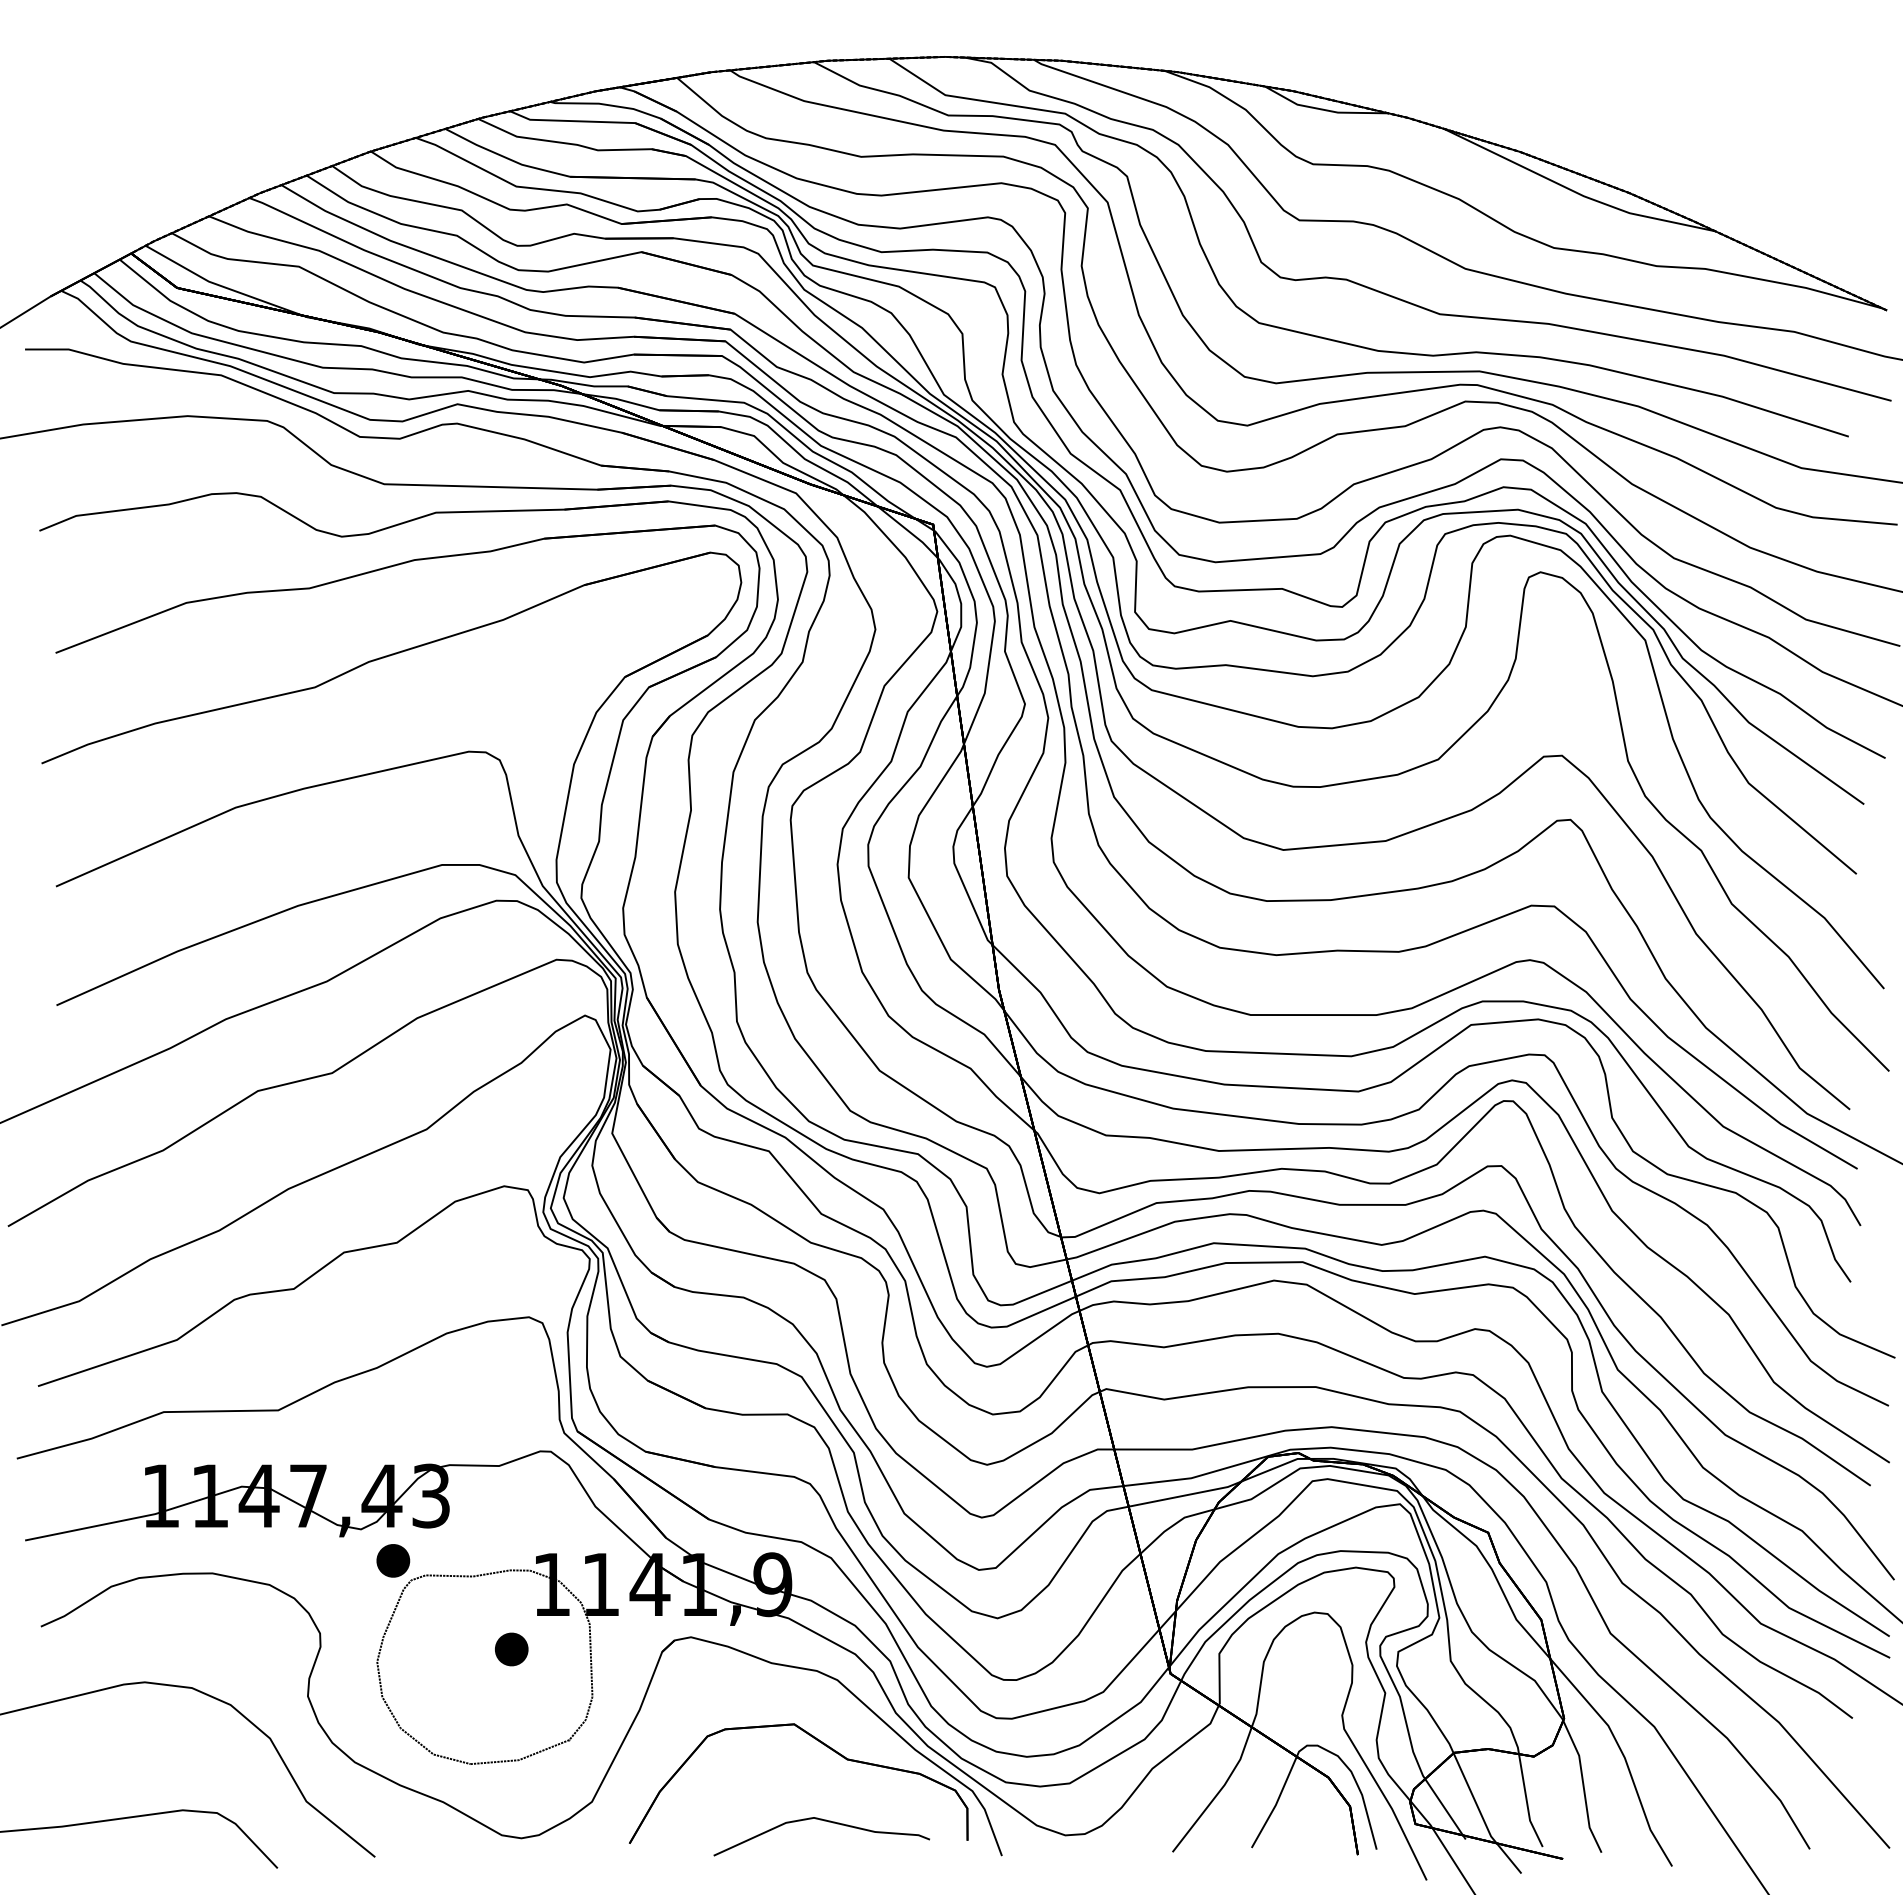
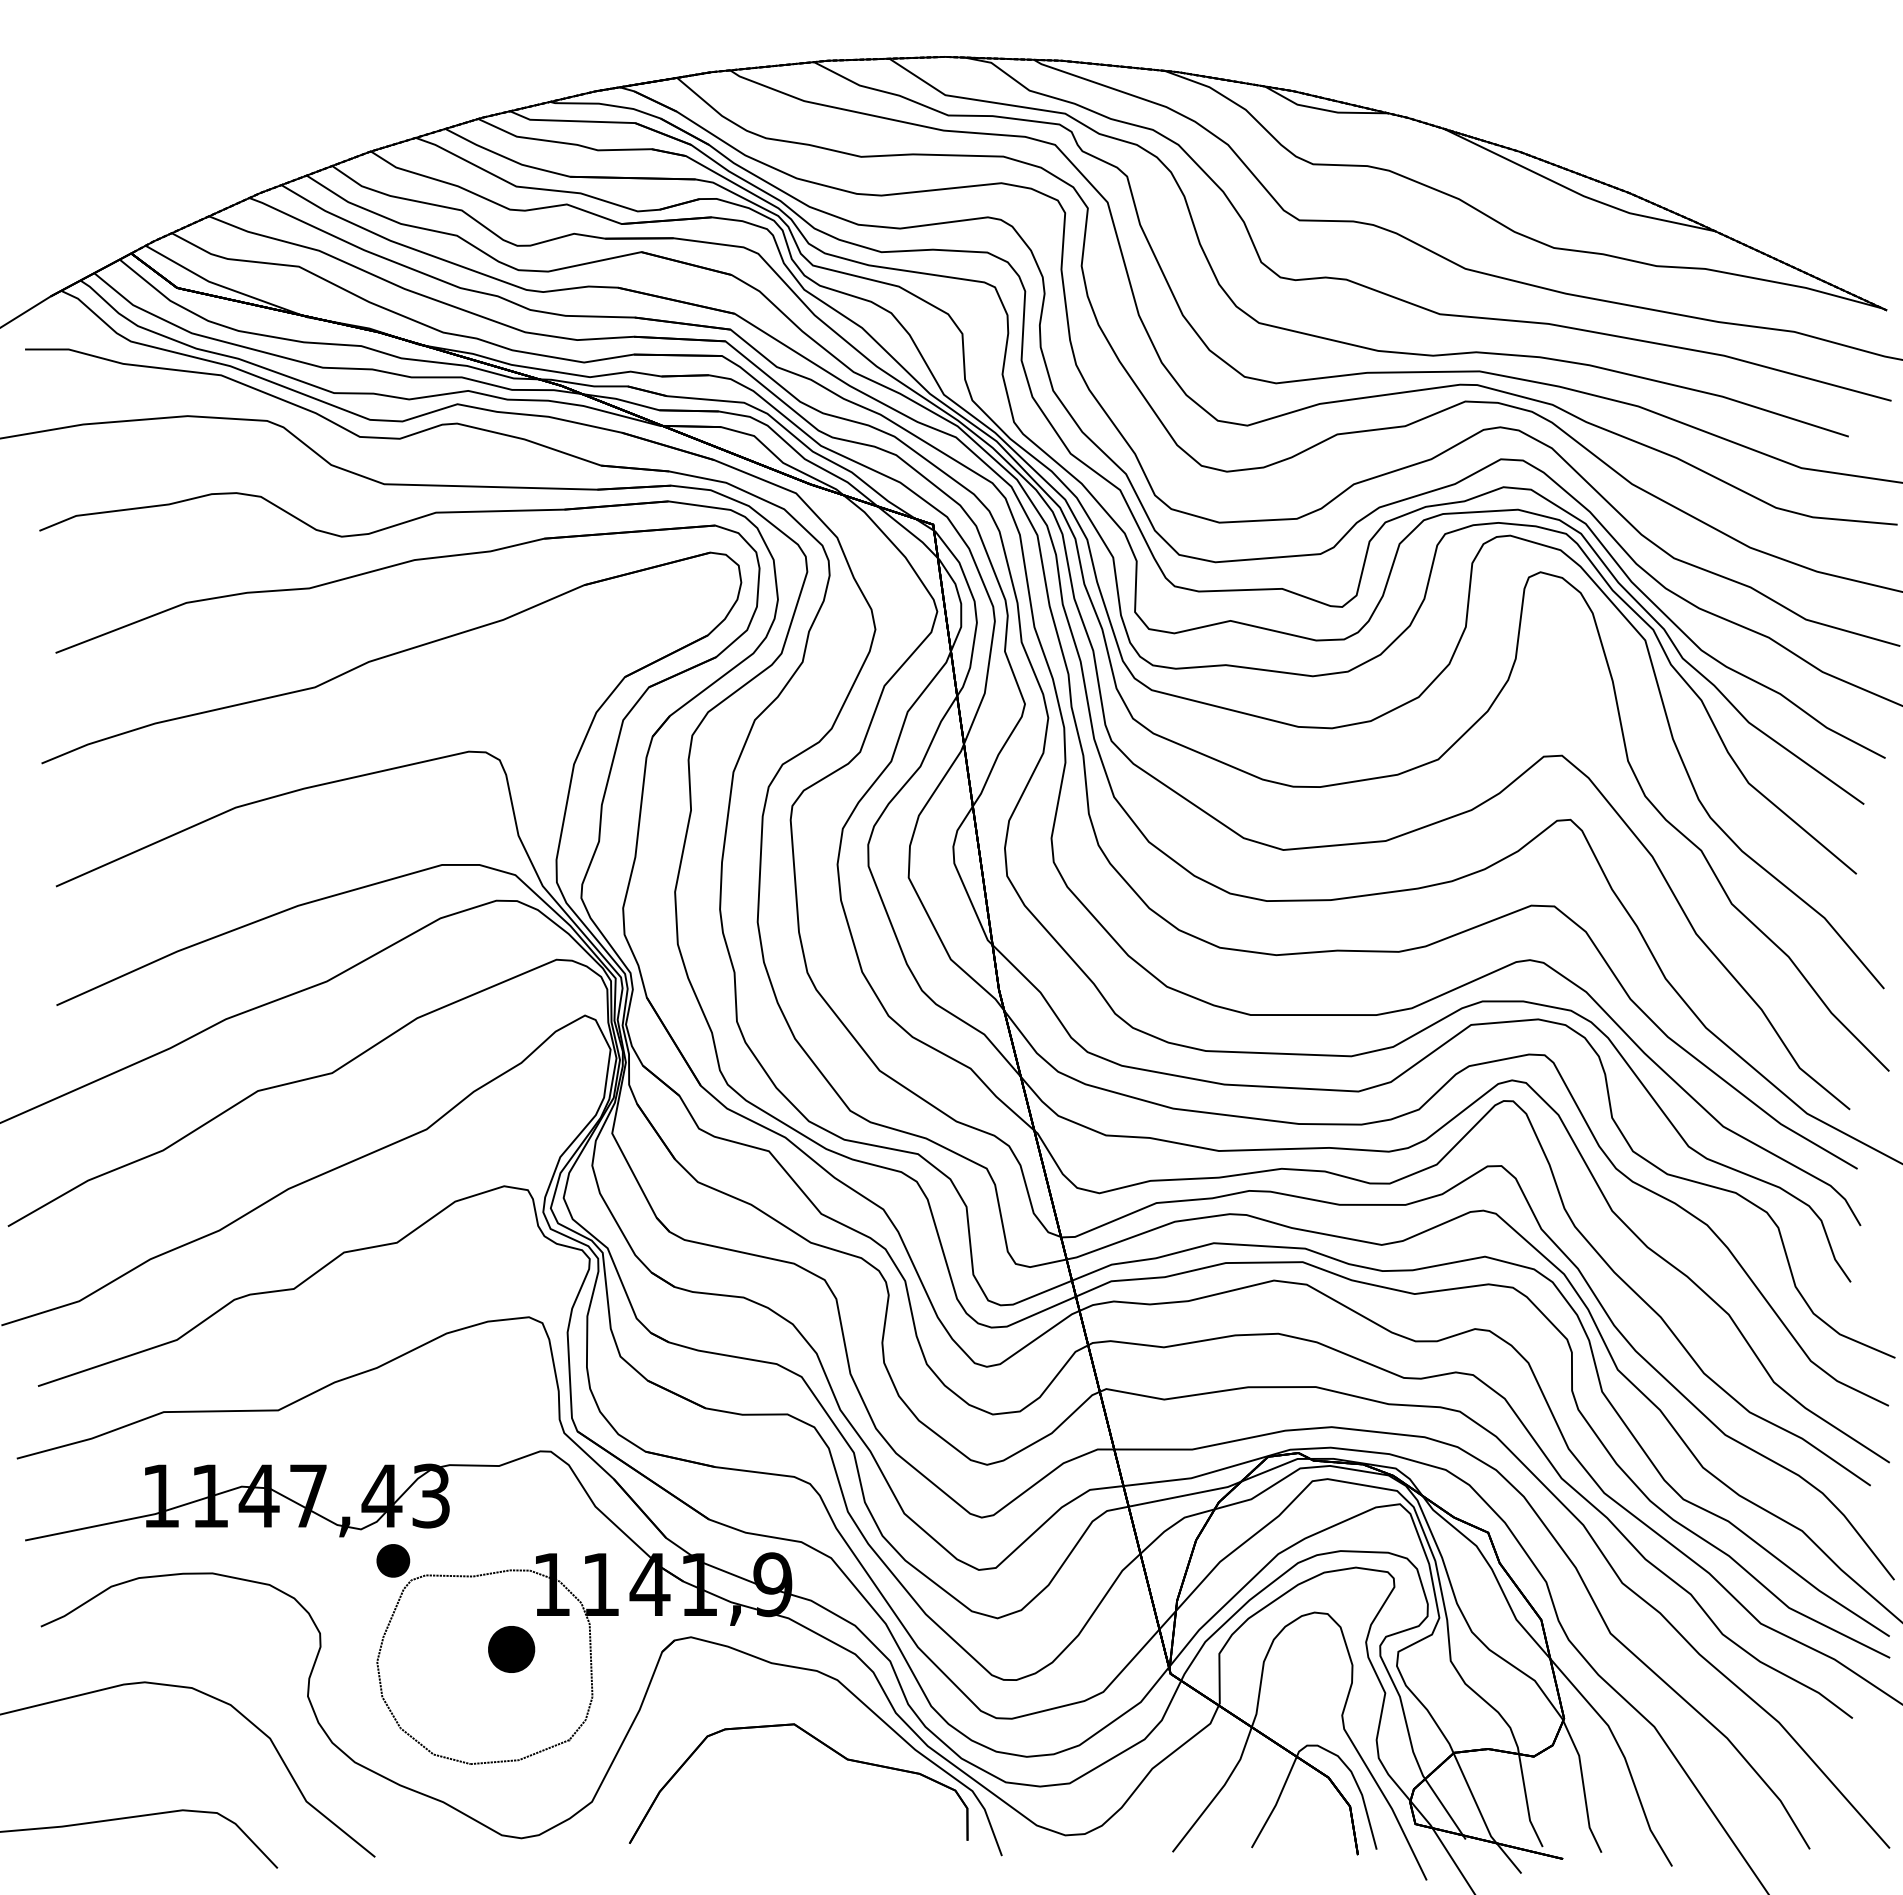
part size: 34x35 px -> 48x47 px (511, 1649)
curve: present -> none (824, 1821)
